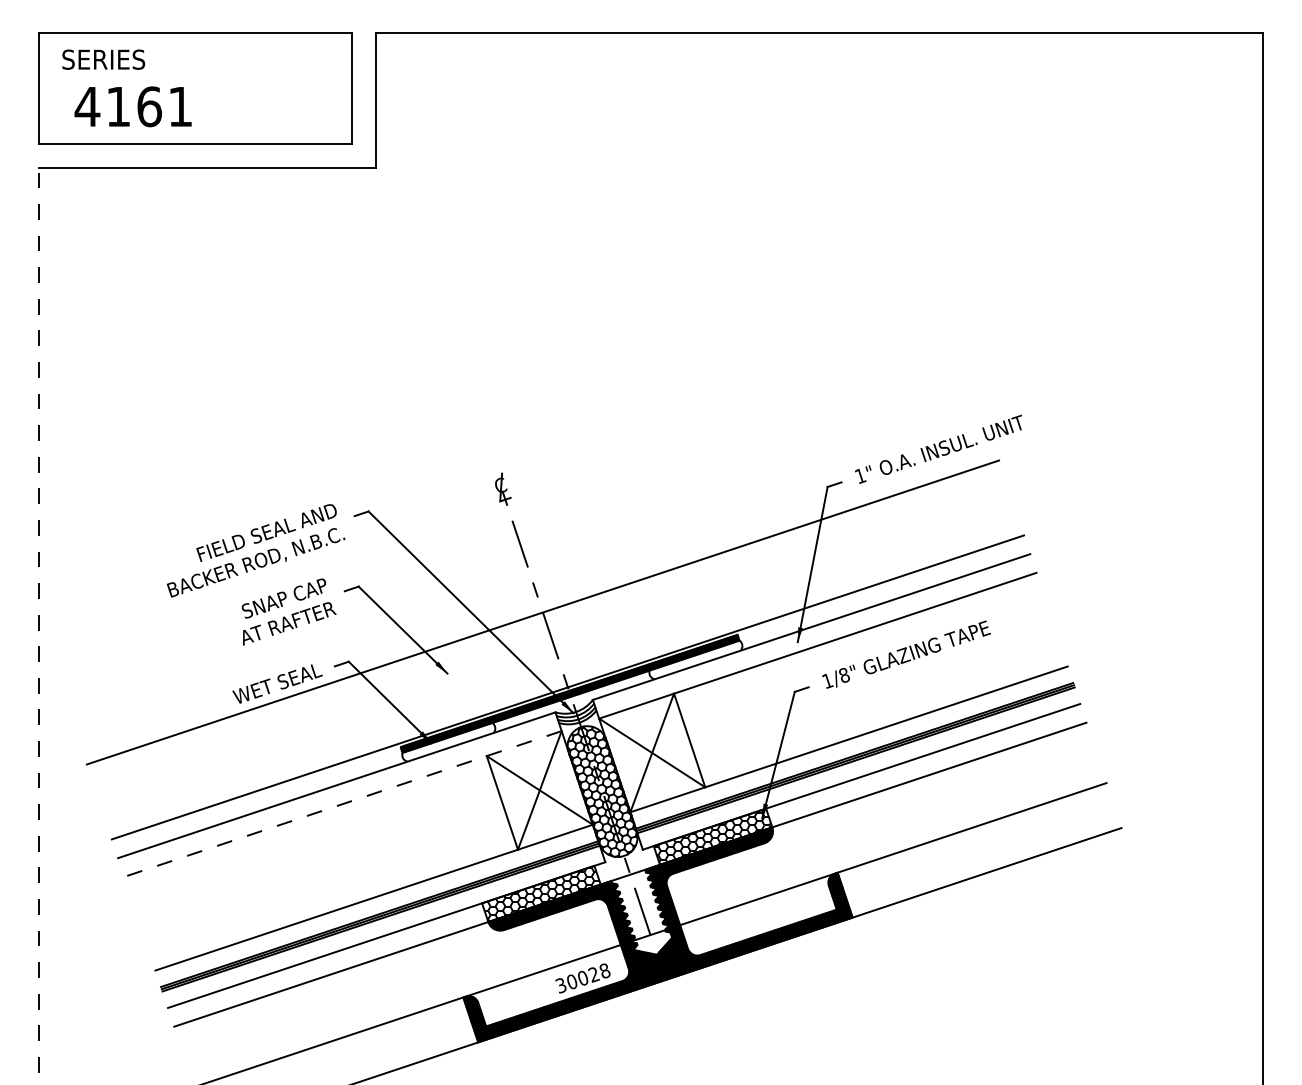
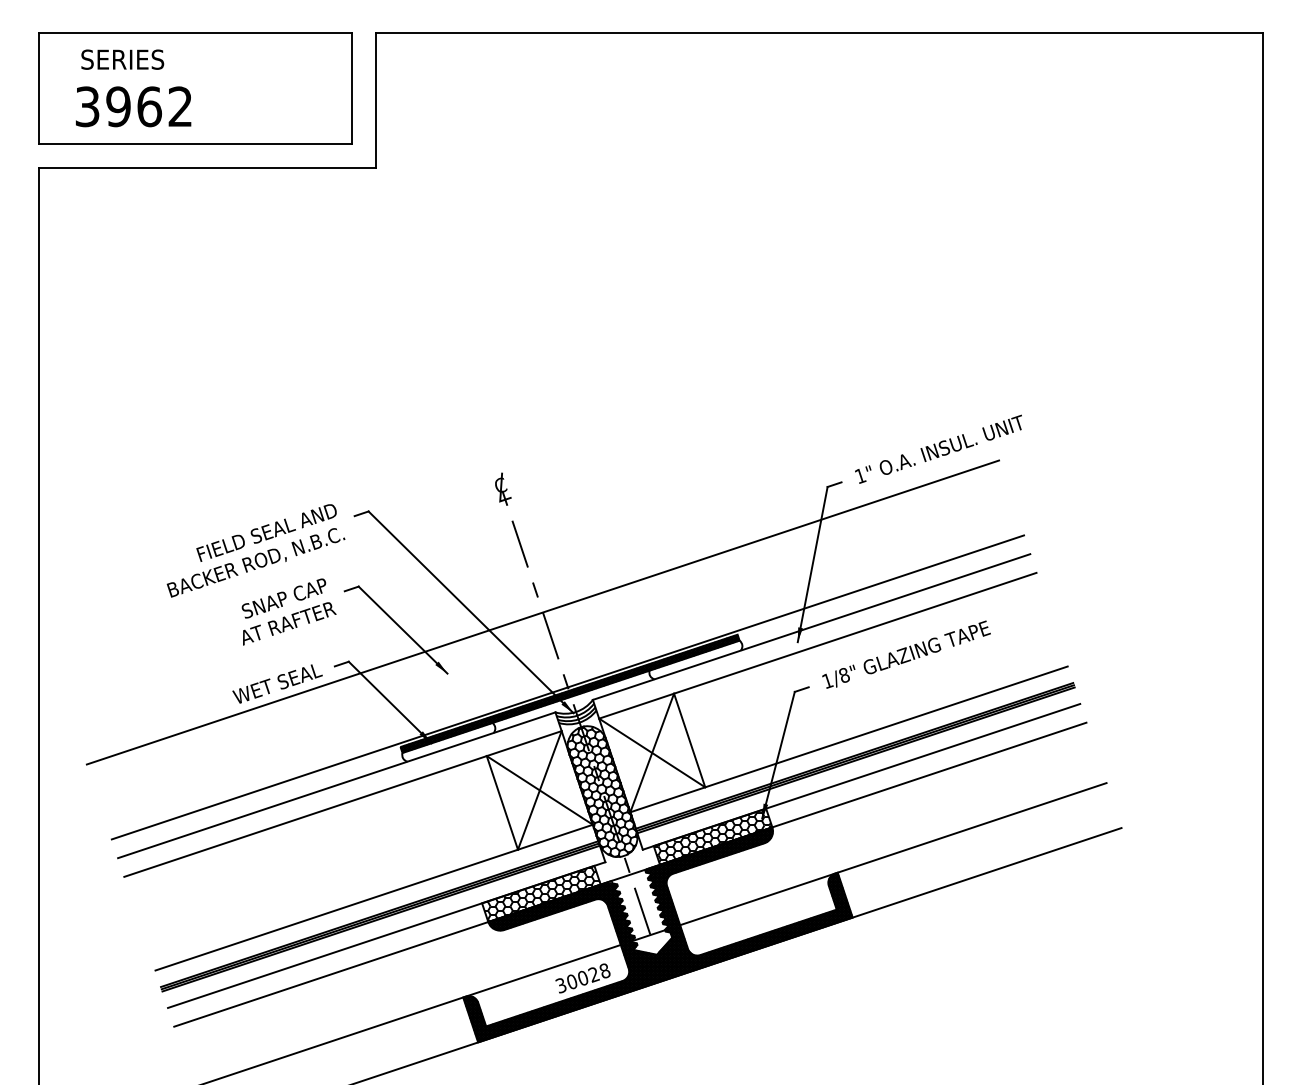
text position: (103, 59) -> (122, 59) (122, 59)
text: 4161 -> 3962 (132, 106)
line: dashed -> solid (39, 625)
line: dashed -> solid (343, 804)
